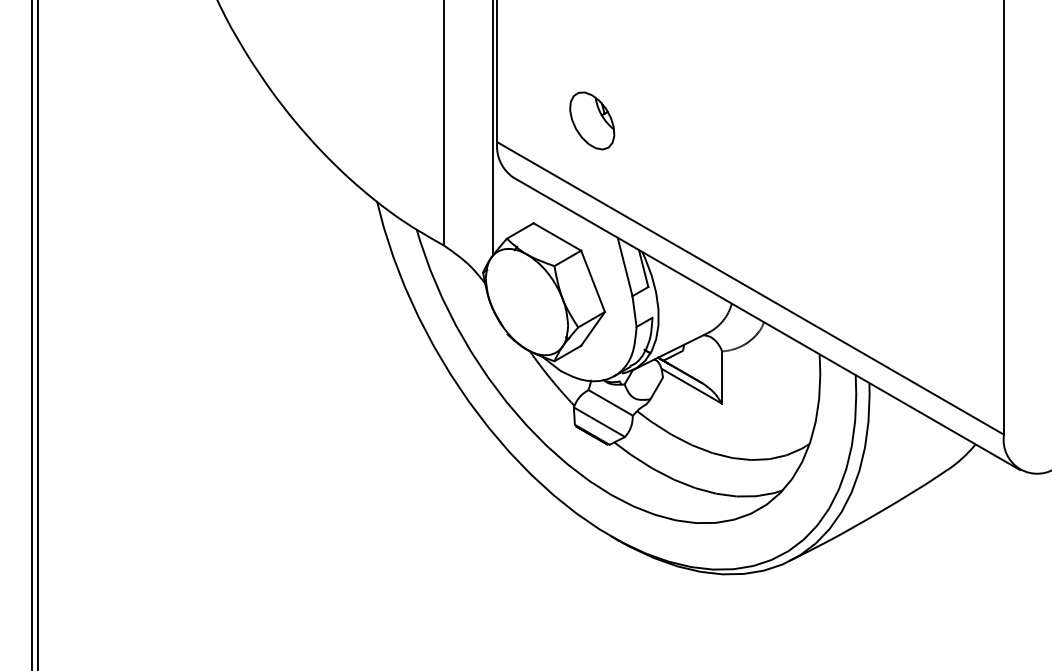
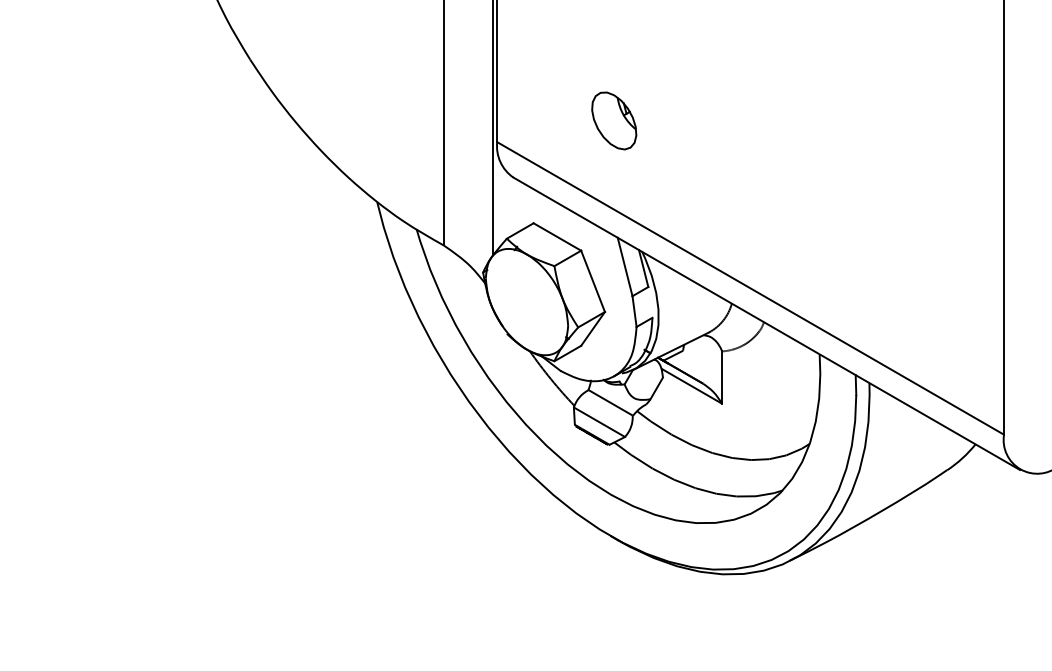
part position: (592, 120) -> (614, 120) (614, 120)
line: present -> none (31, 334)
line: present -> none (38, 334)
